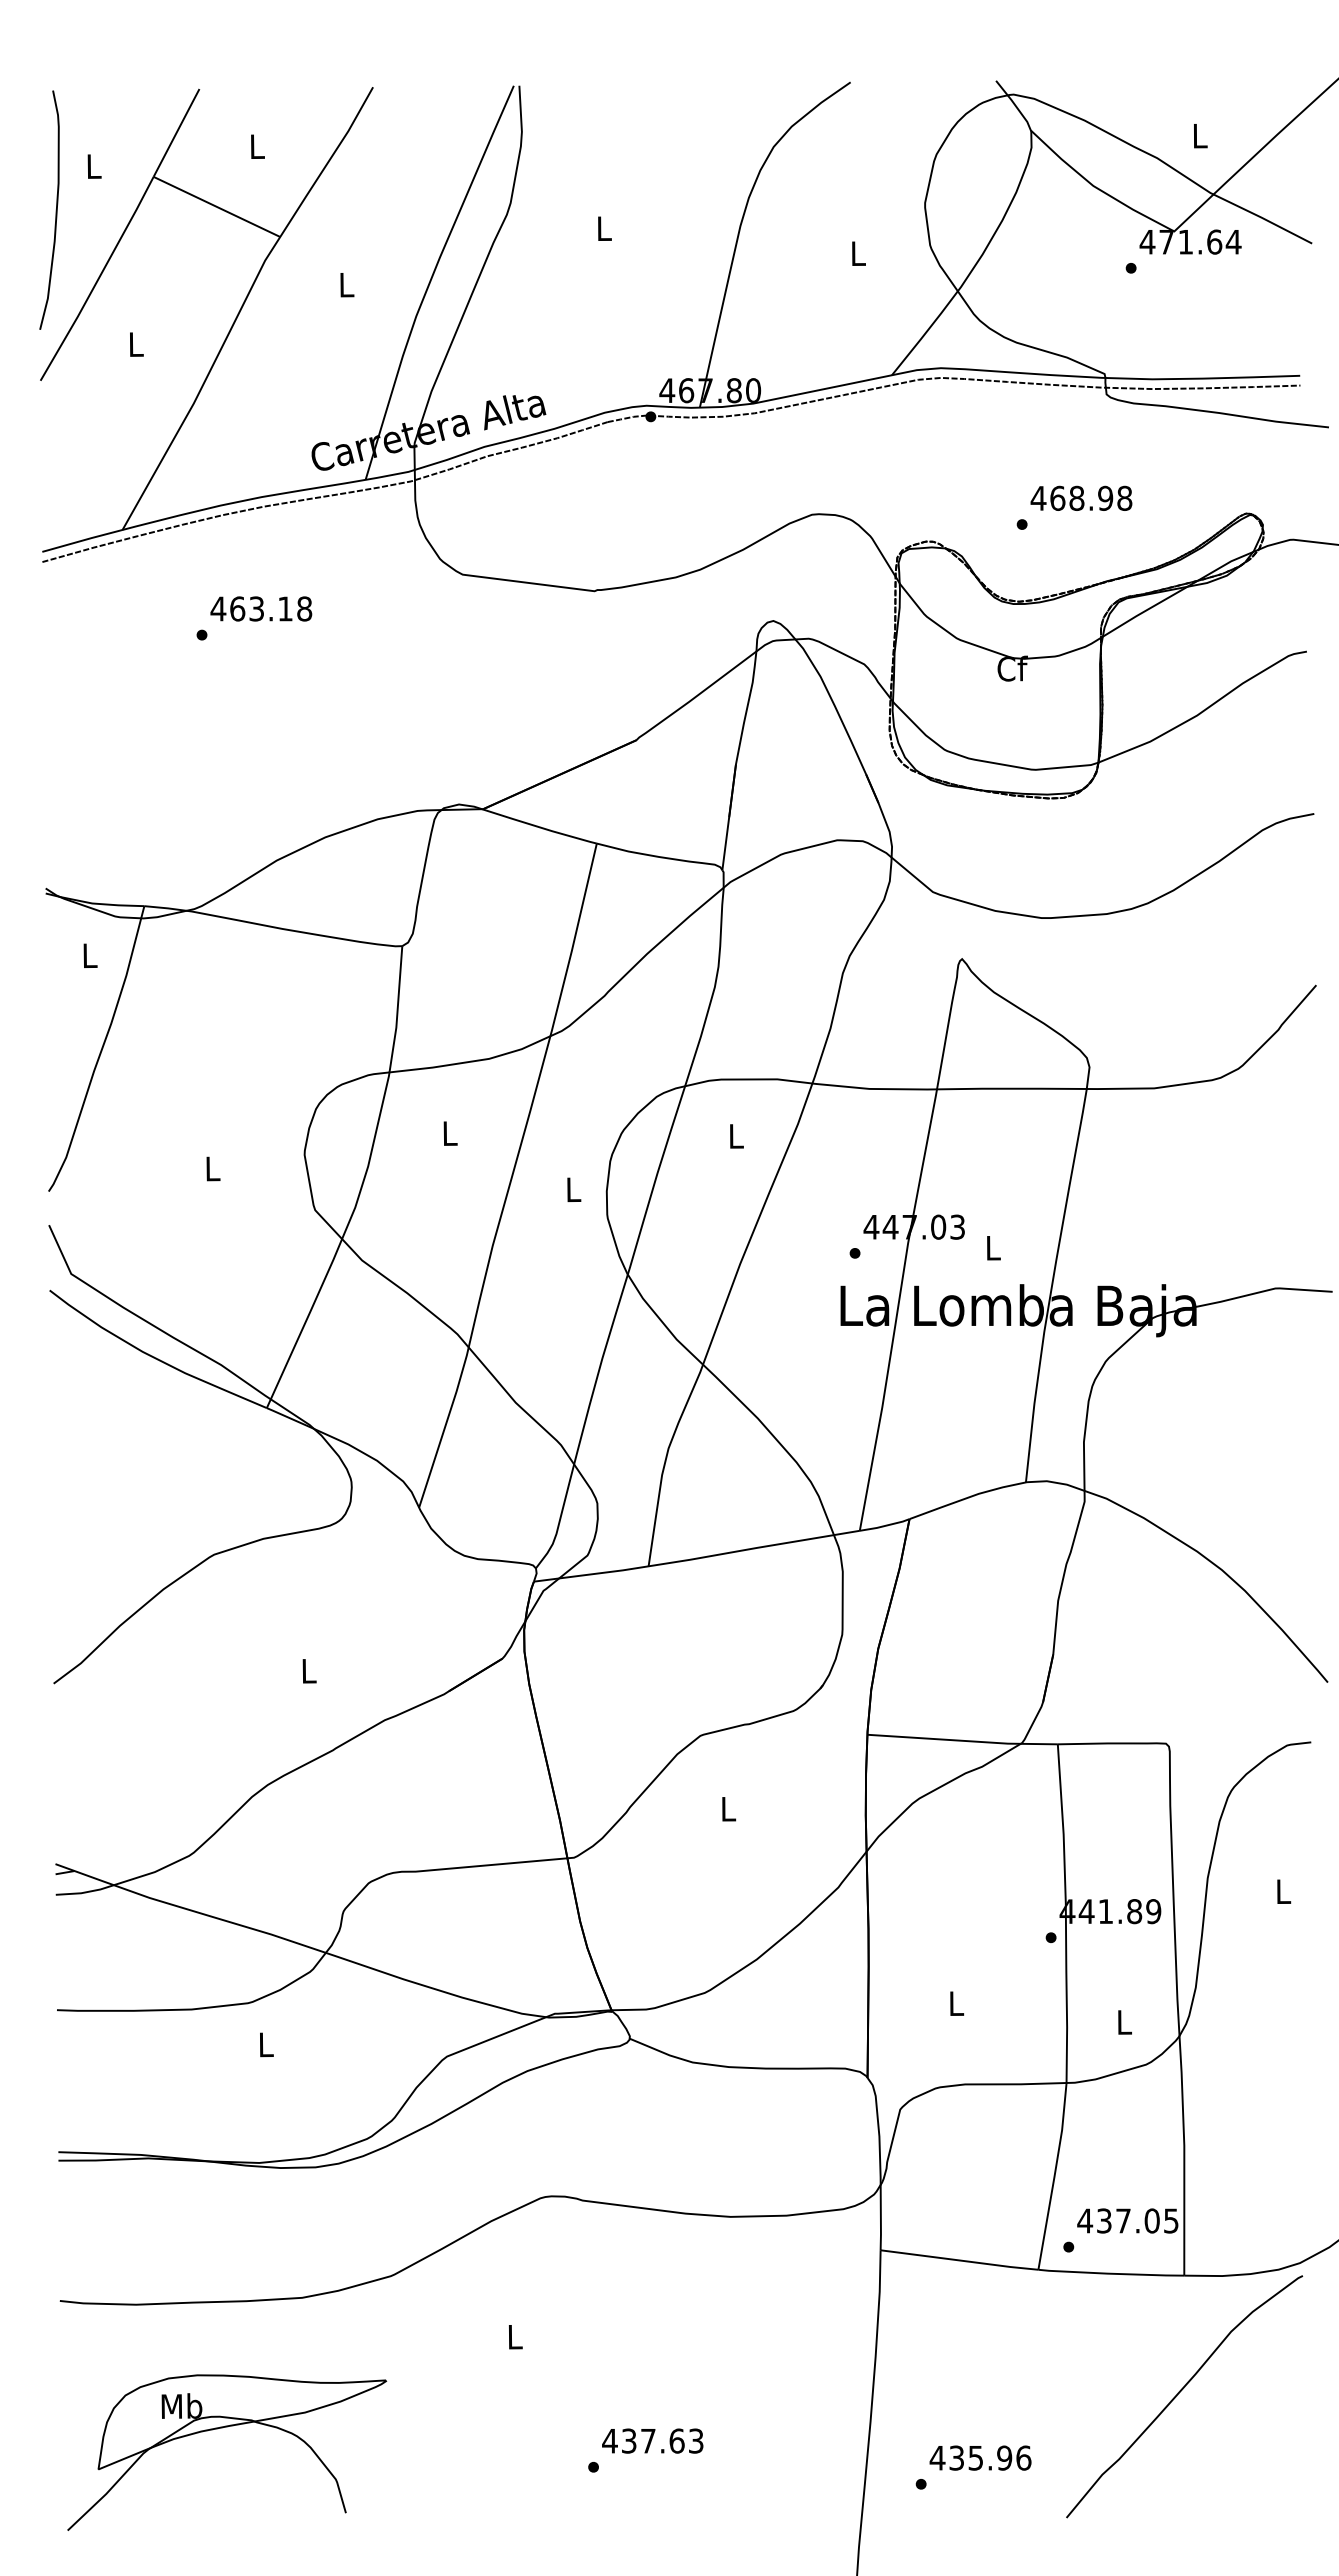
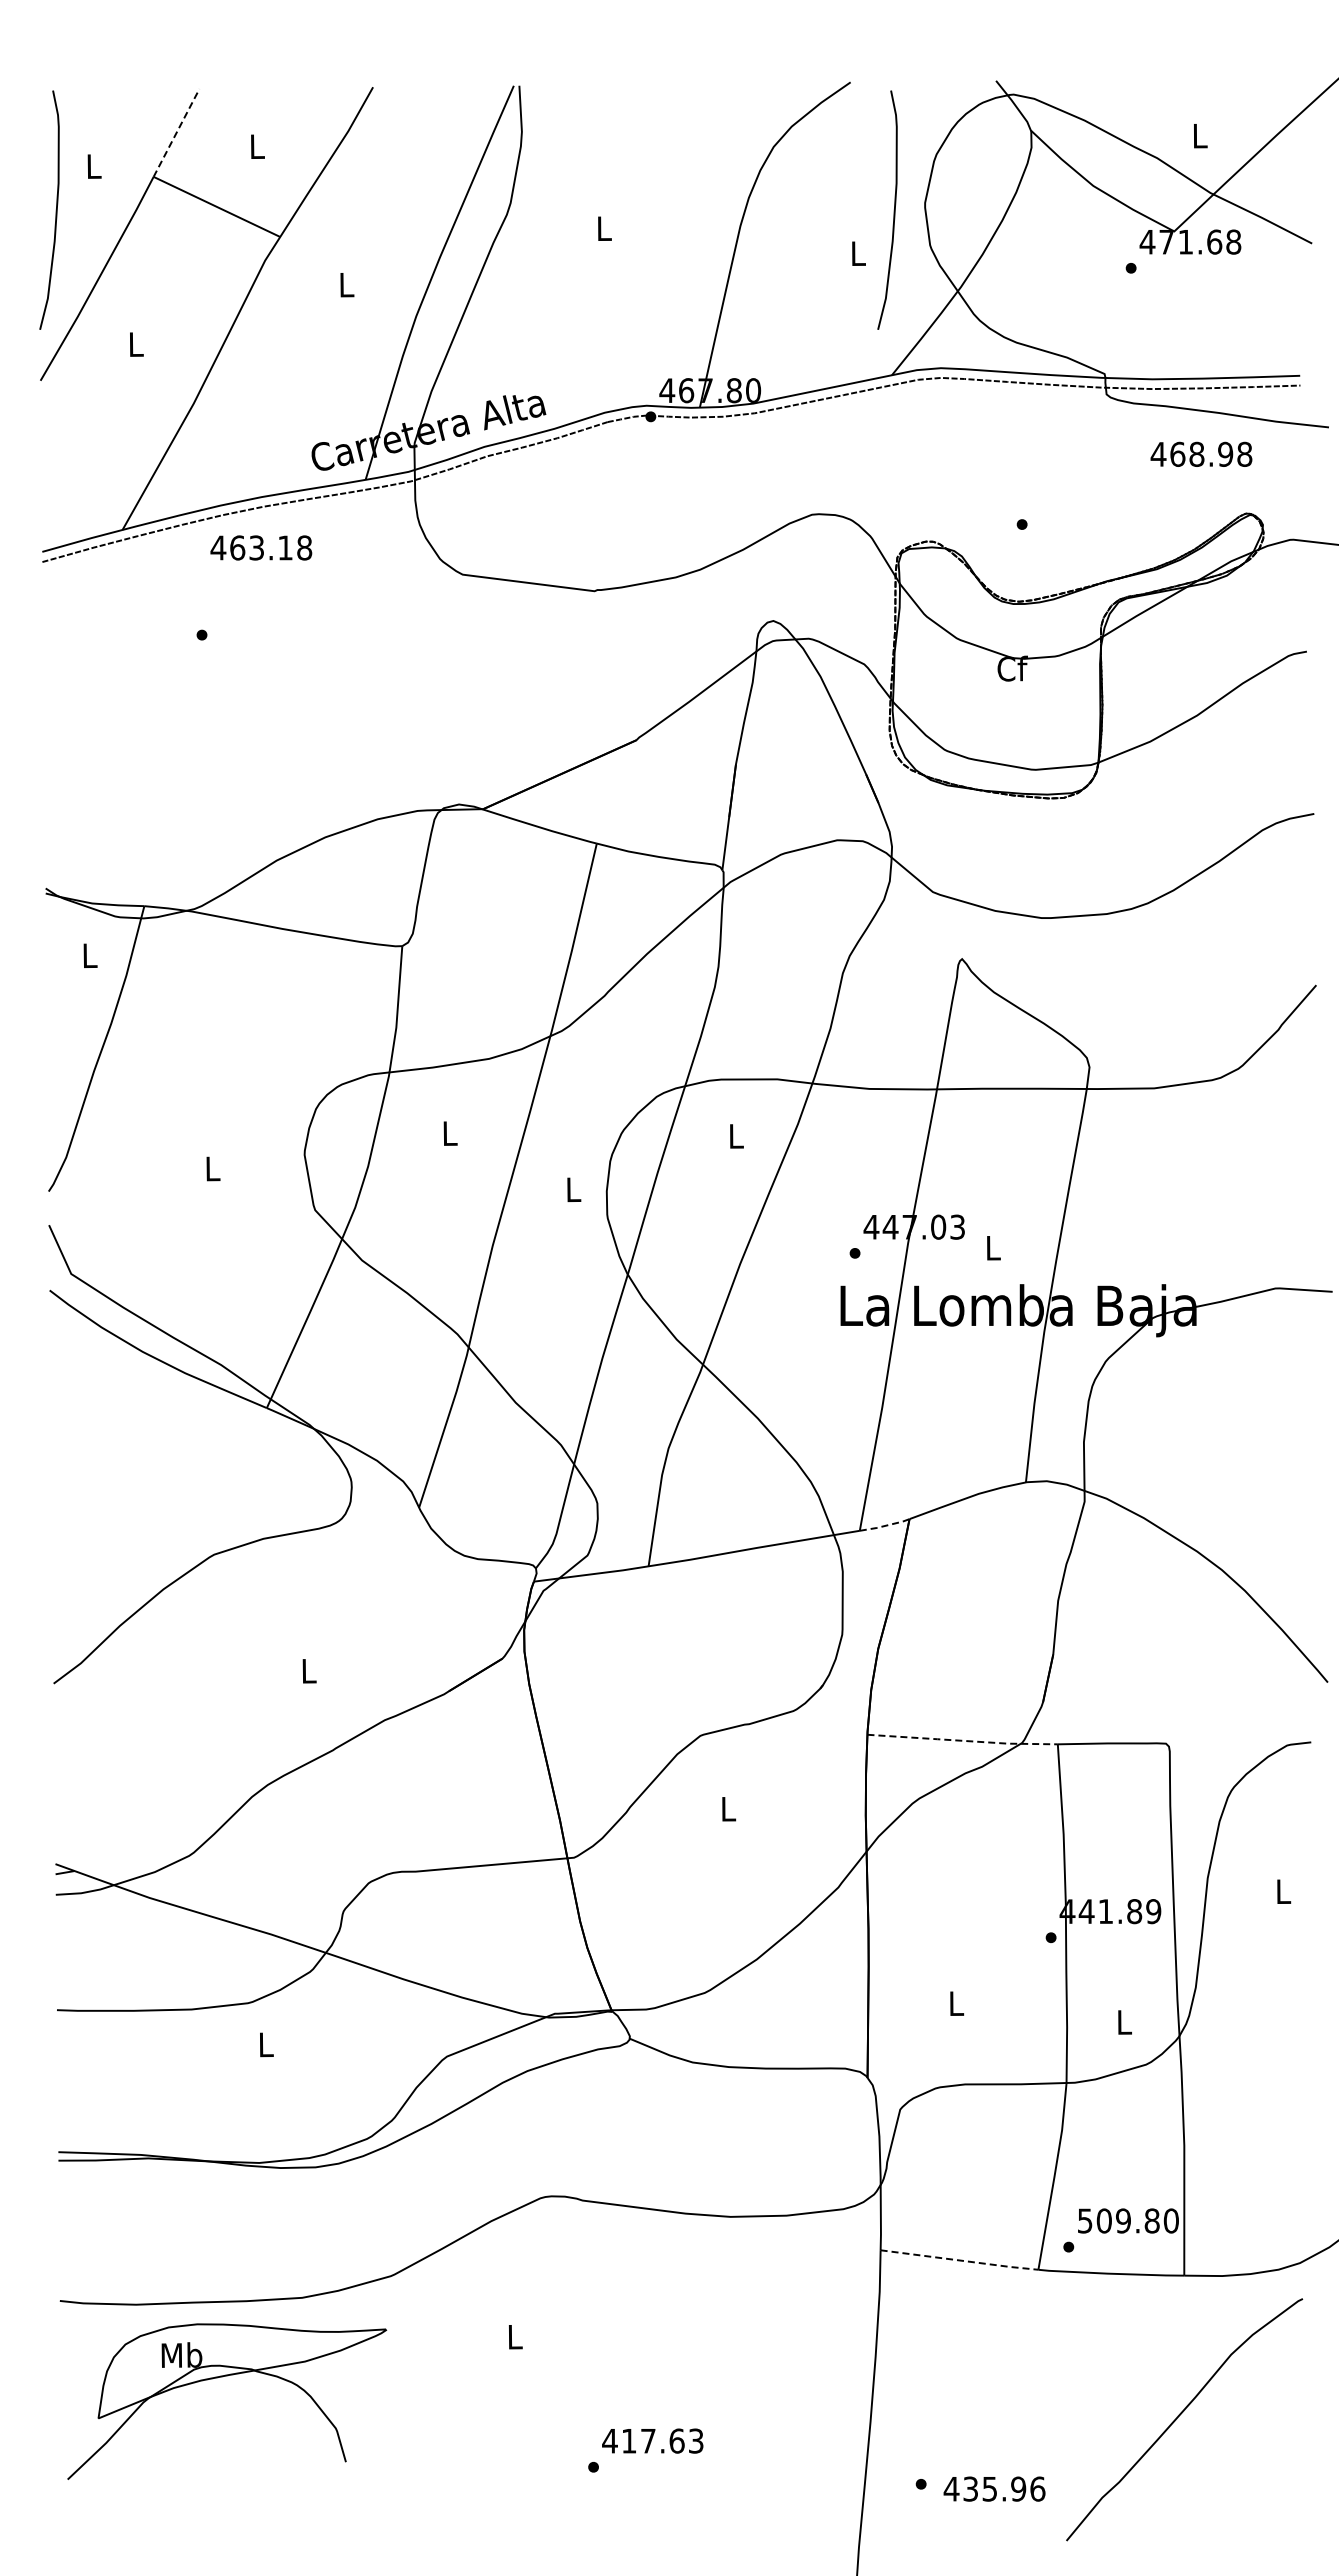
line: solid -> dashed (177, 131)
curve: none -> present (893, 210)
text: 471.64 -> 471.68 (1233, 241)
text position: (1081, 497) -> (1201, 453) (1201, 453)
text position: (261, 608) -> (261, 547) (261, 547)
line: solid -> dashed (885, 1525)
line: solid -> dashed (962, 1740)
text: 437.05 -> 509.80 (1127, 2220)
line: solid -> dashed (960, 2260)
curve position: (1180, 2392) -> (1180, 2415) (1180, 2415)
part position: (222, 2428) -> (222, 2377) (222, 2377)
text: 437.63 -> 417.63 (629, 2440)
text position: (980, 2457) -> (994, 2488) (994, 2488)
